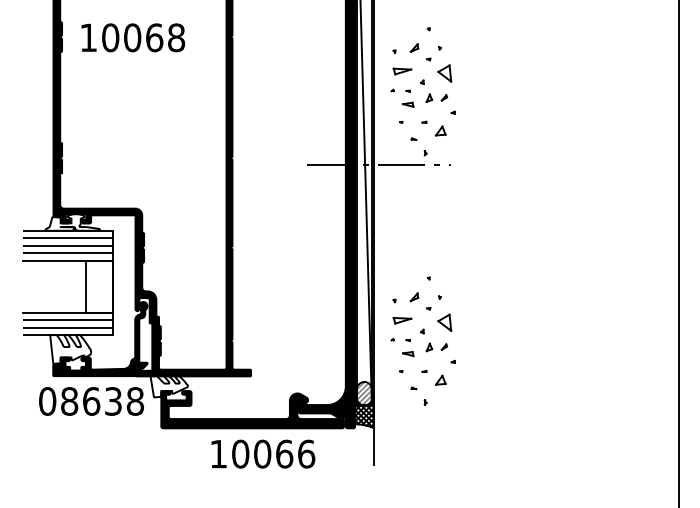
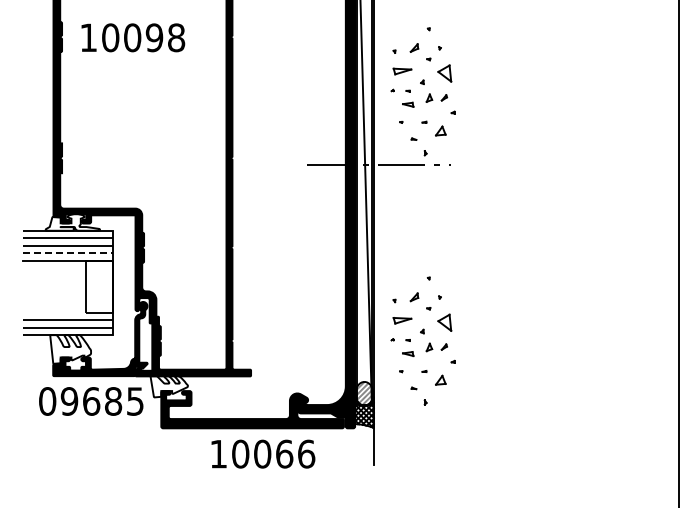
text: 10068 -> 10098 (154, 37)
line: solid -> dashed (67, 253)
line: present -> none (67, 312)
text: 08638 -> 09685 (102, 401)
